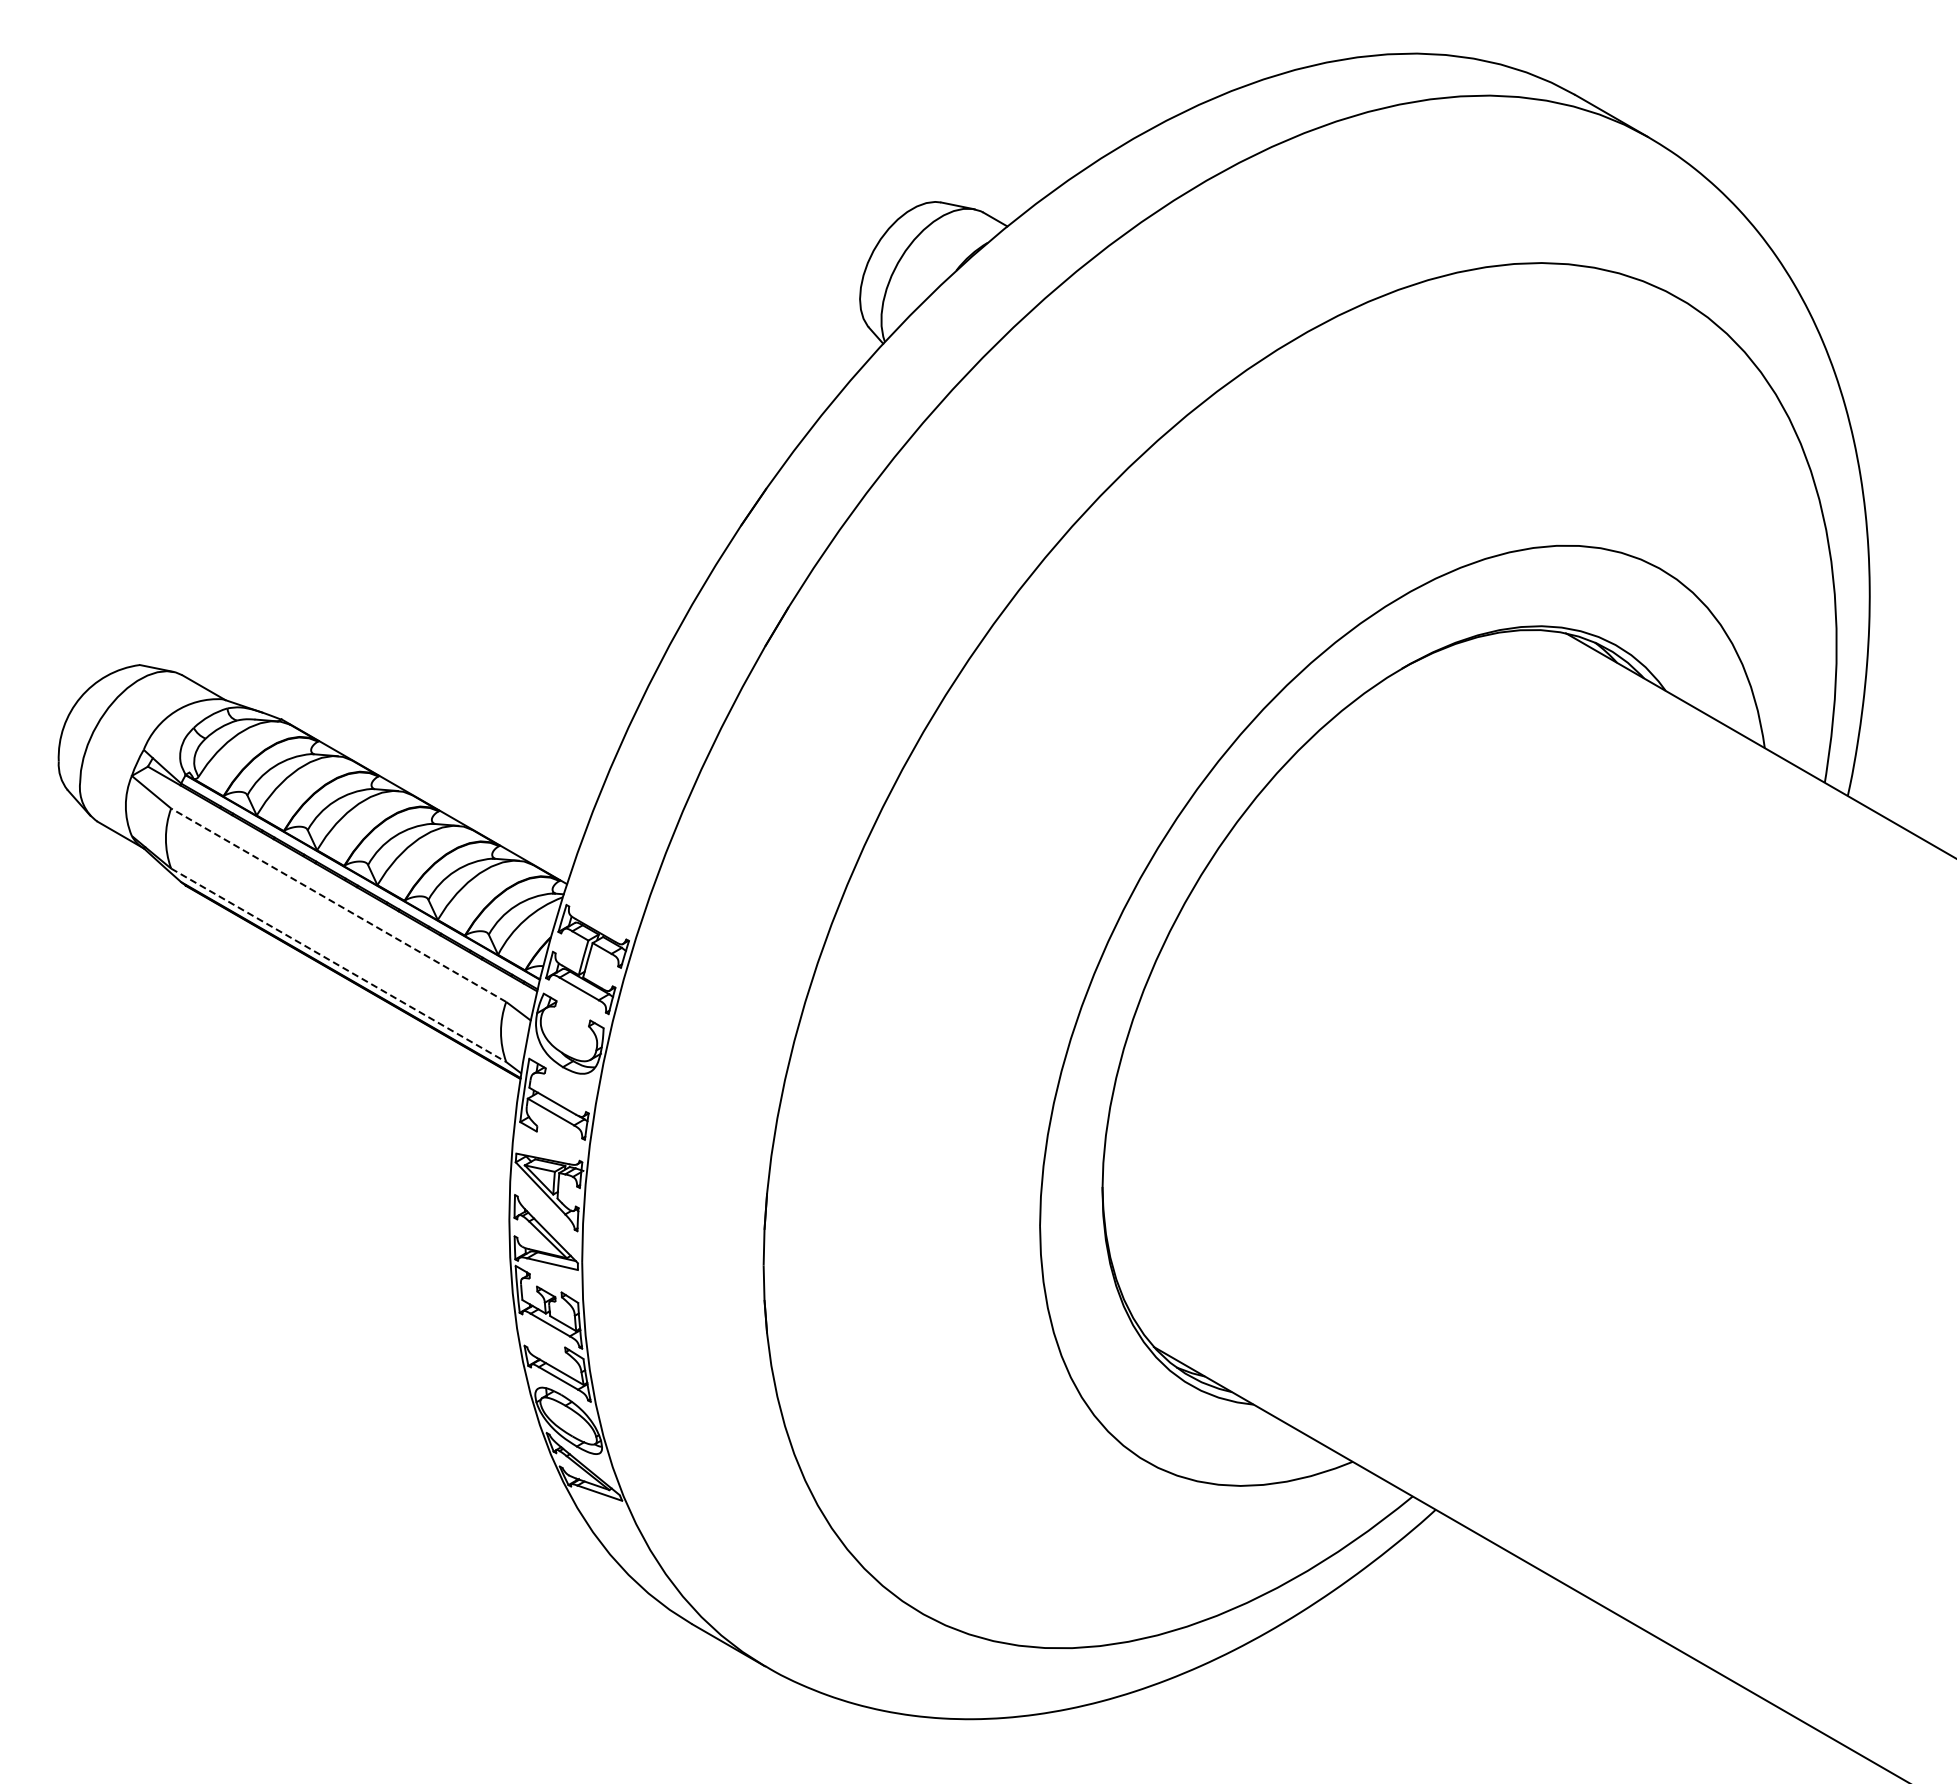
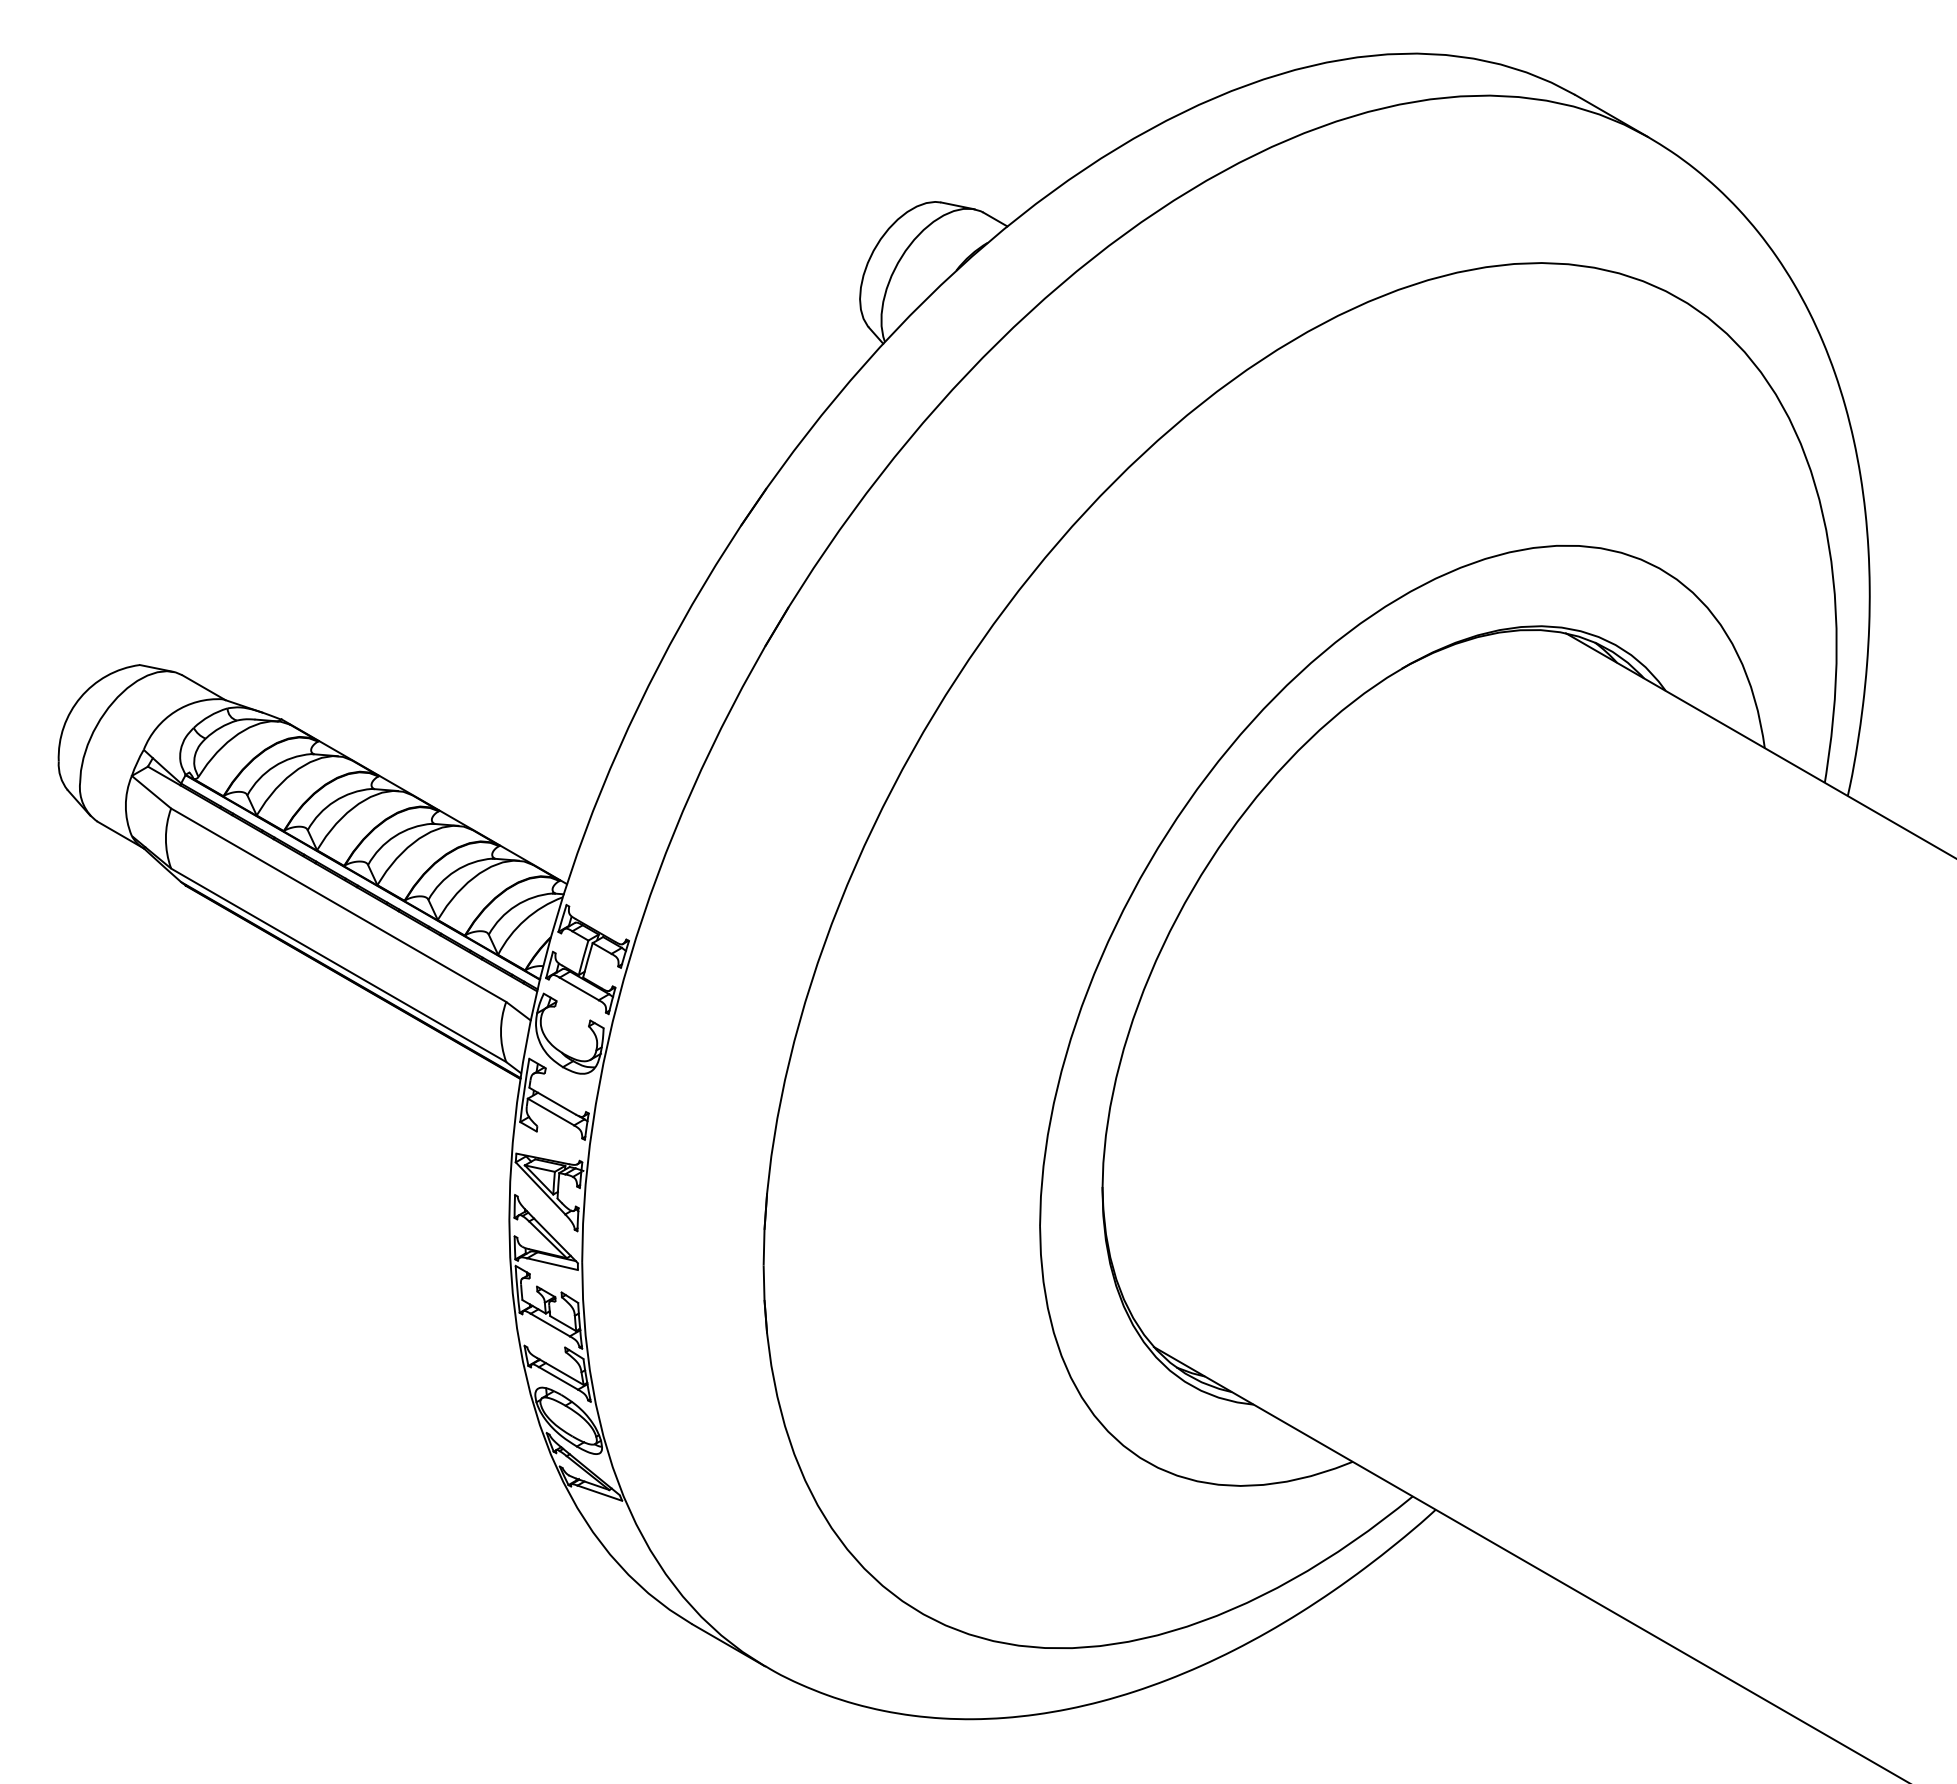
line: dashed -> solid (338, 905)
line: dashed -> solid (339, 965)
